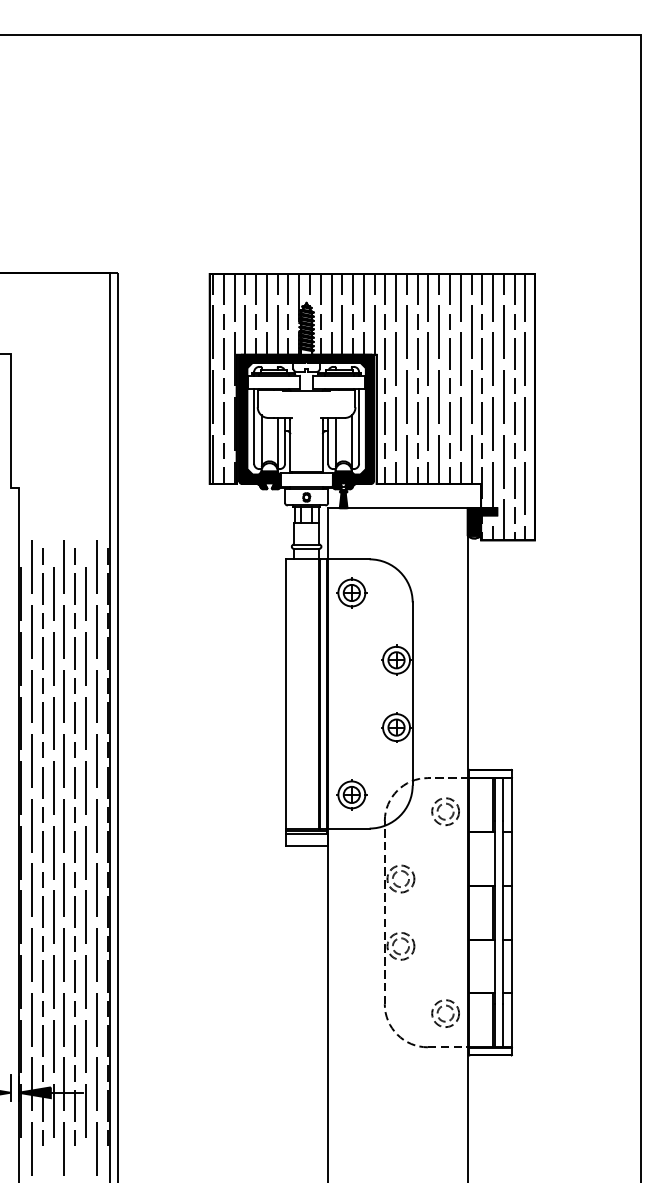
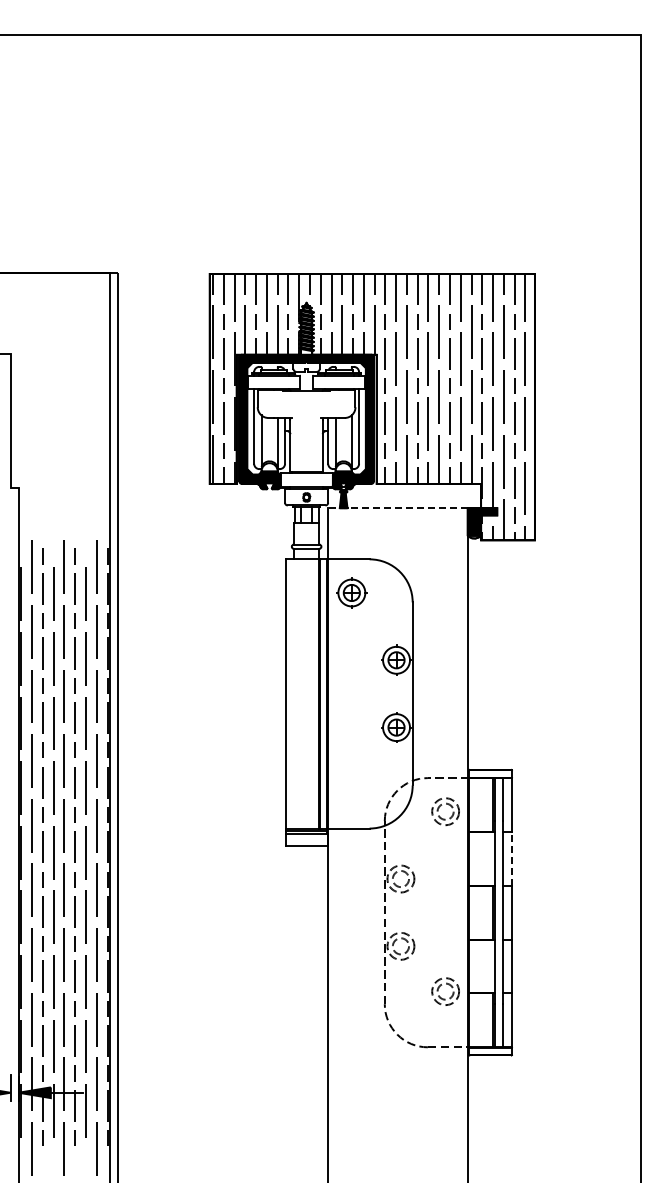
line: solid -> dashed (397, 508)
part: present -> none (351, 794)
line: solid -> dashed (511, 858)
part position: (442, 1007) -> (442, 985) (442, 985)
